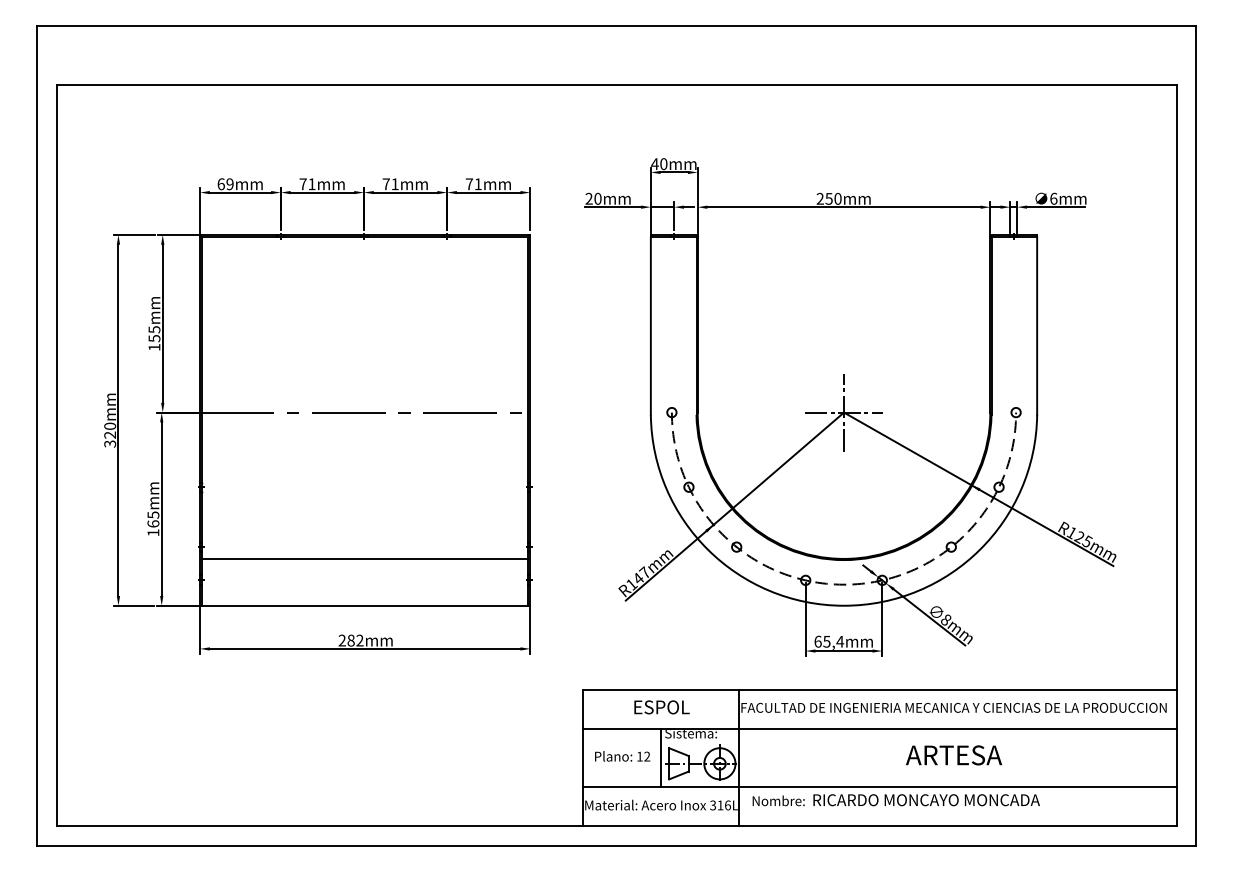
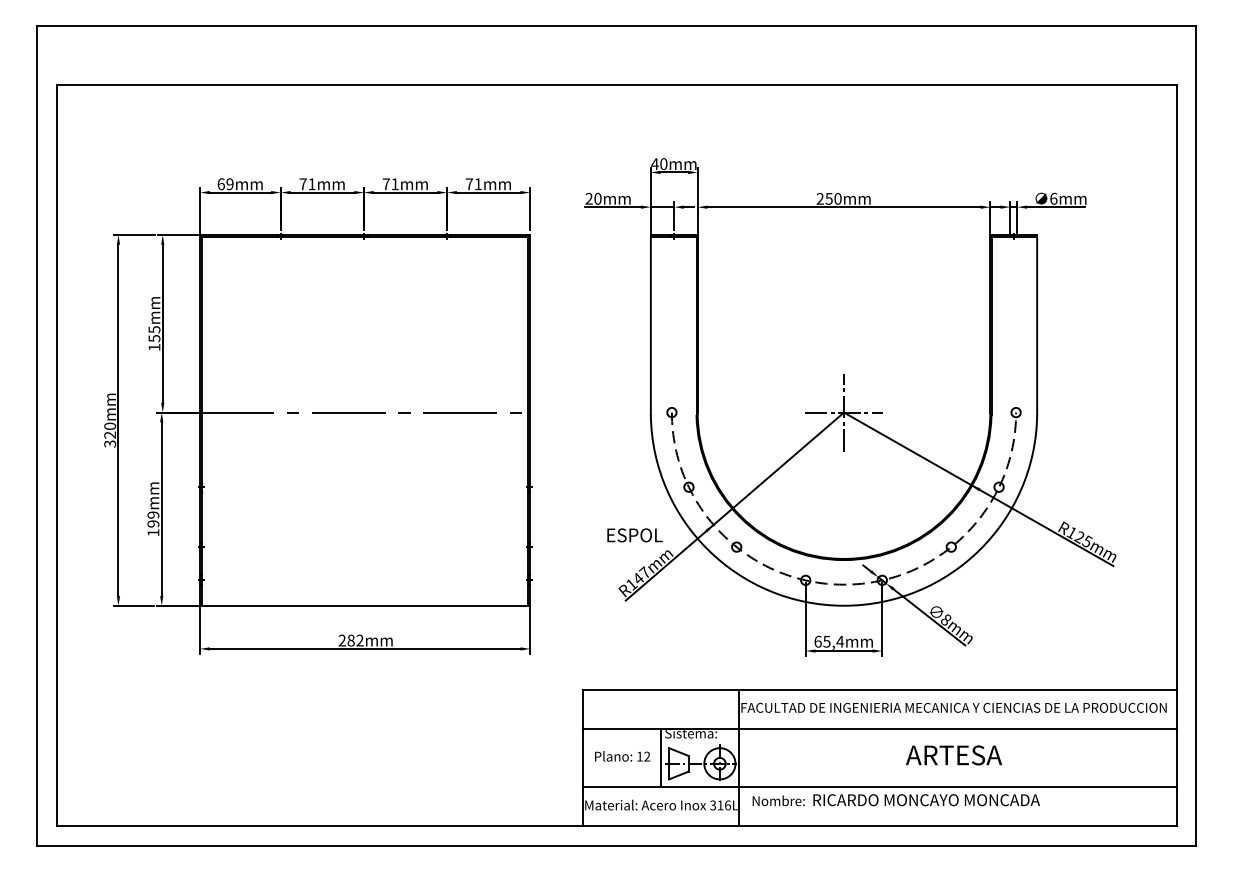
text: 165mm -> 199mm (153, 519)
line: present -> none (364, 558)
text position: (661, 707) -> (634, 535) (634, 535)
